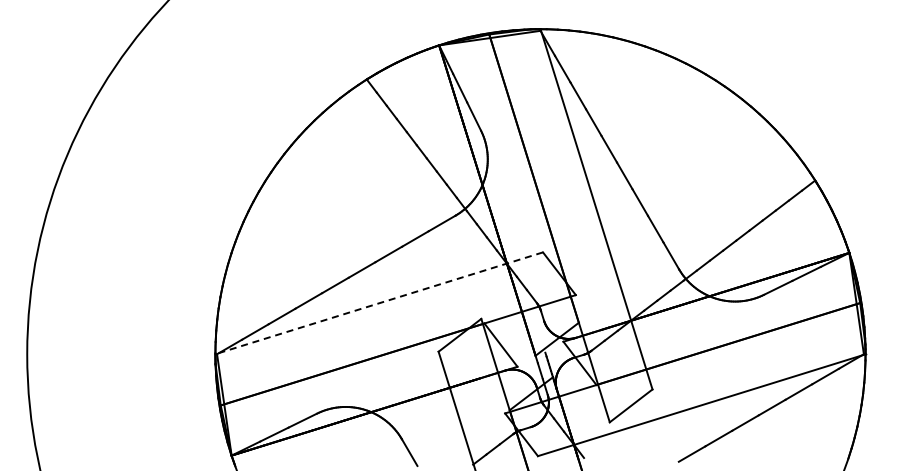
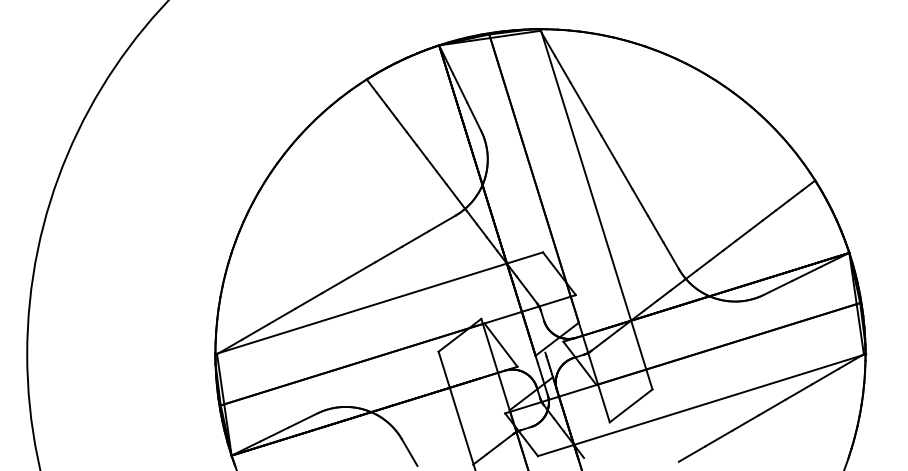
line: dashed -> solid (379, 303)
